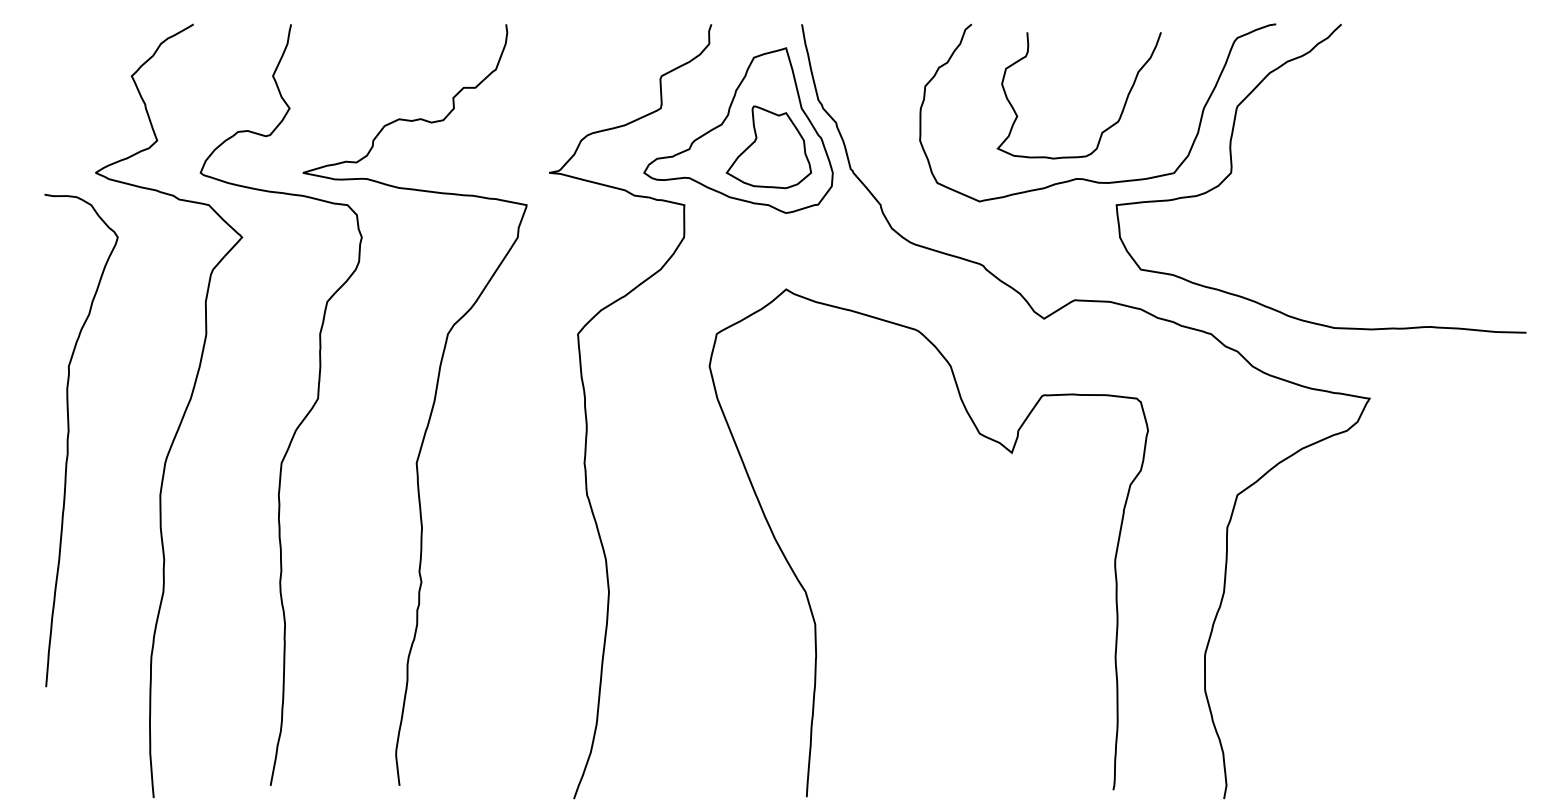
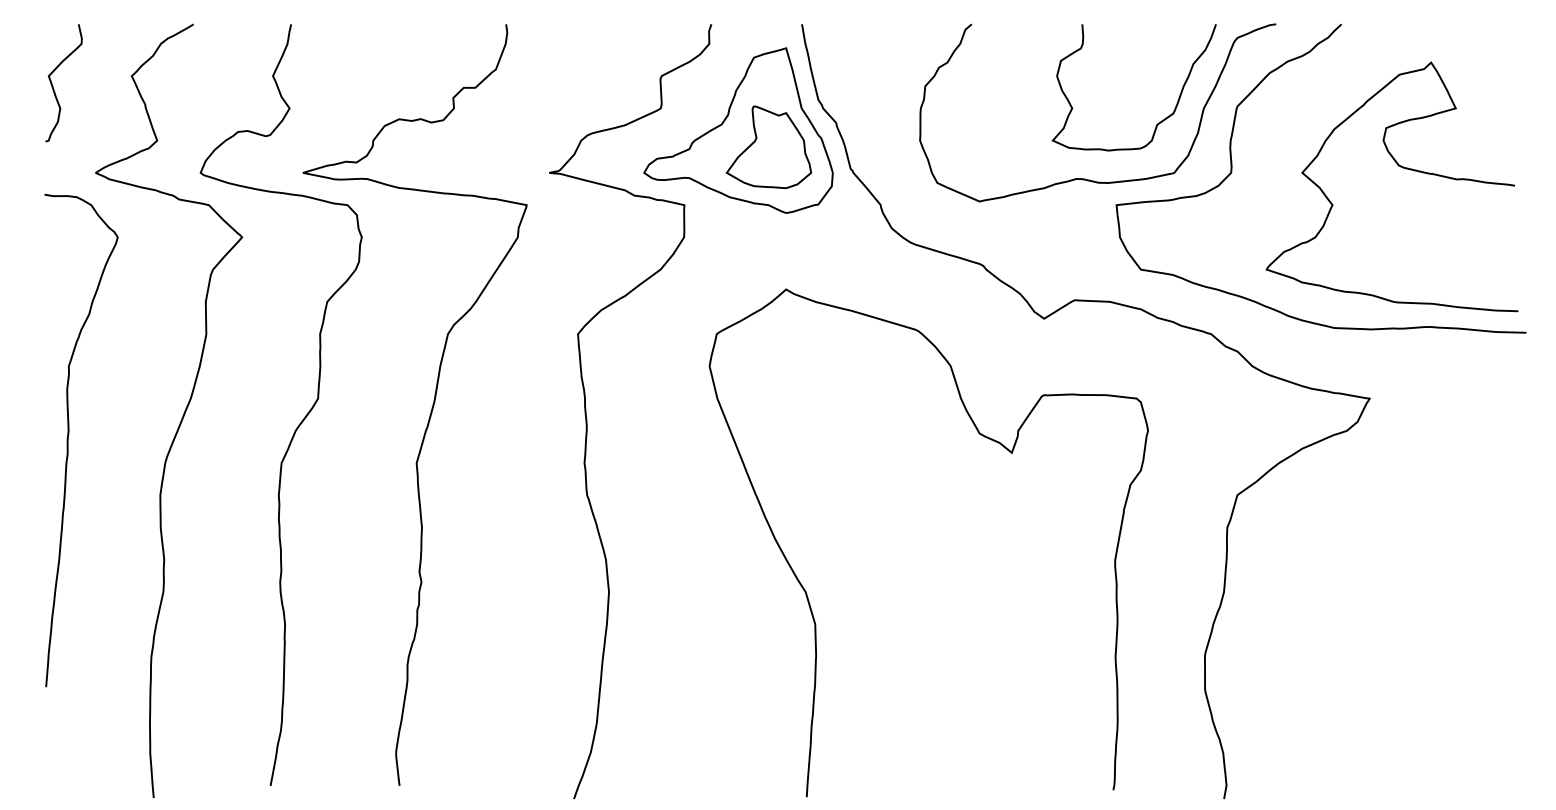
curve: none -> present (53, 86)
part position: (1103, 130) -> (1158, 122) (1158, 122)
curve: none -> present (1400, 167)
